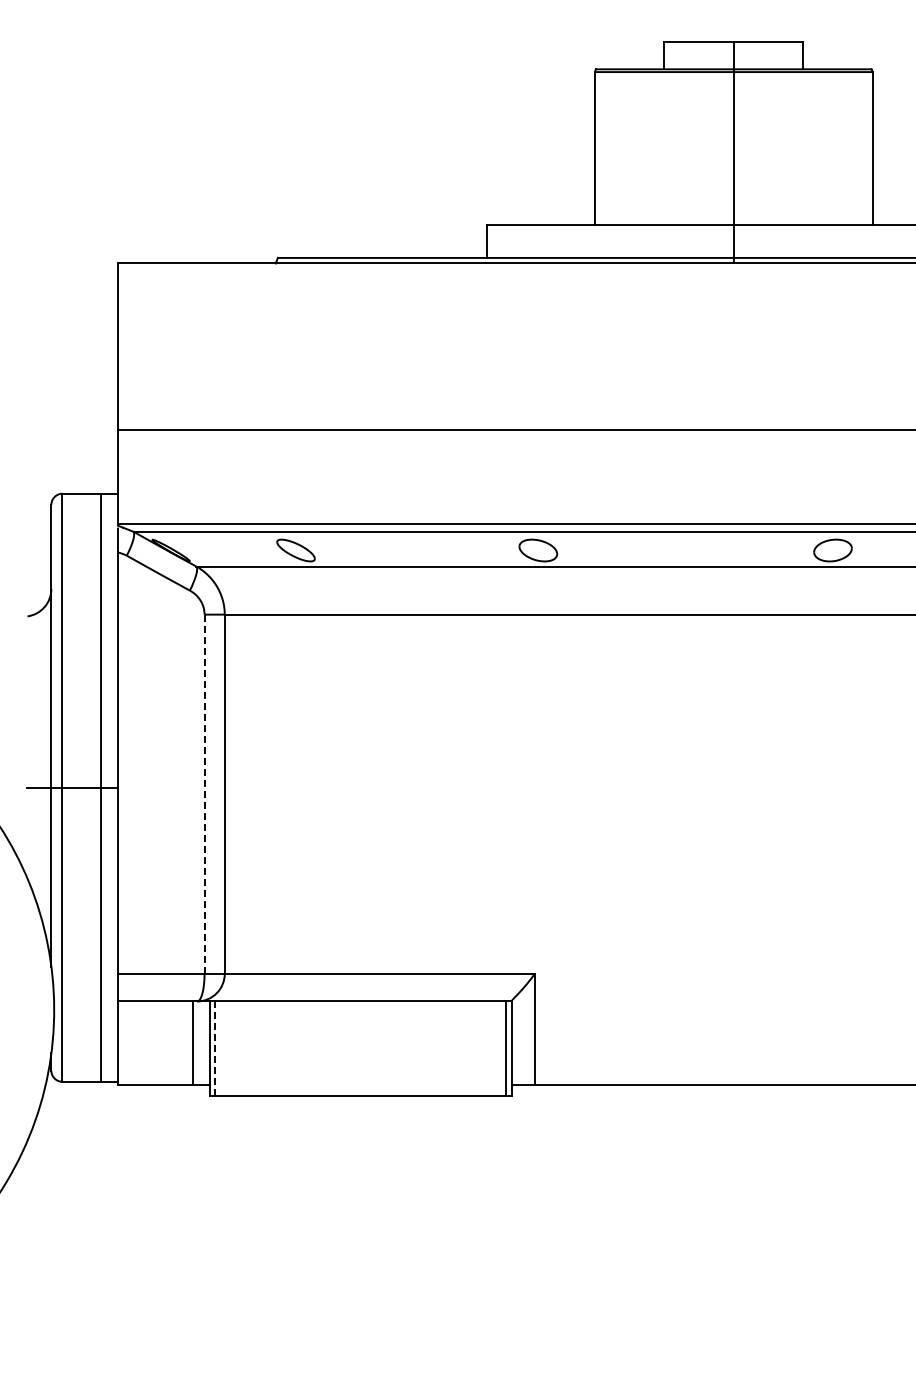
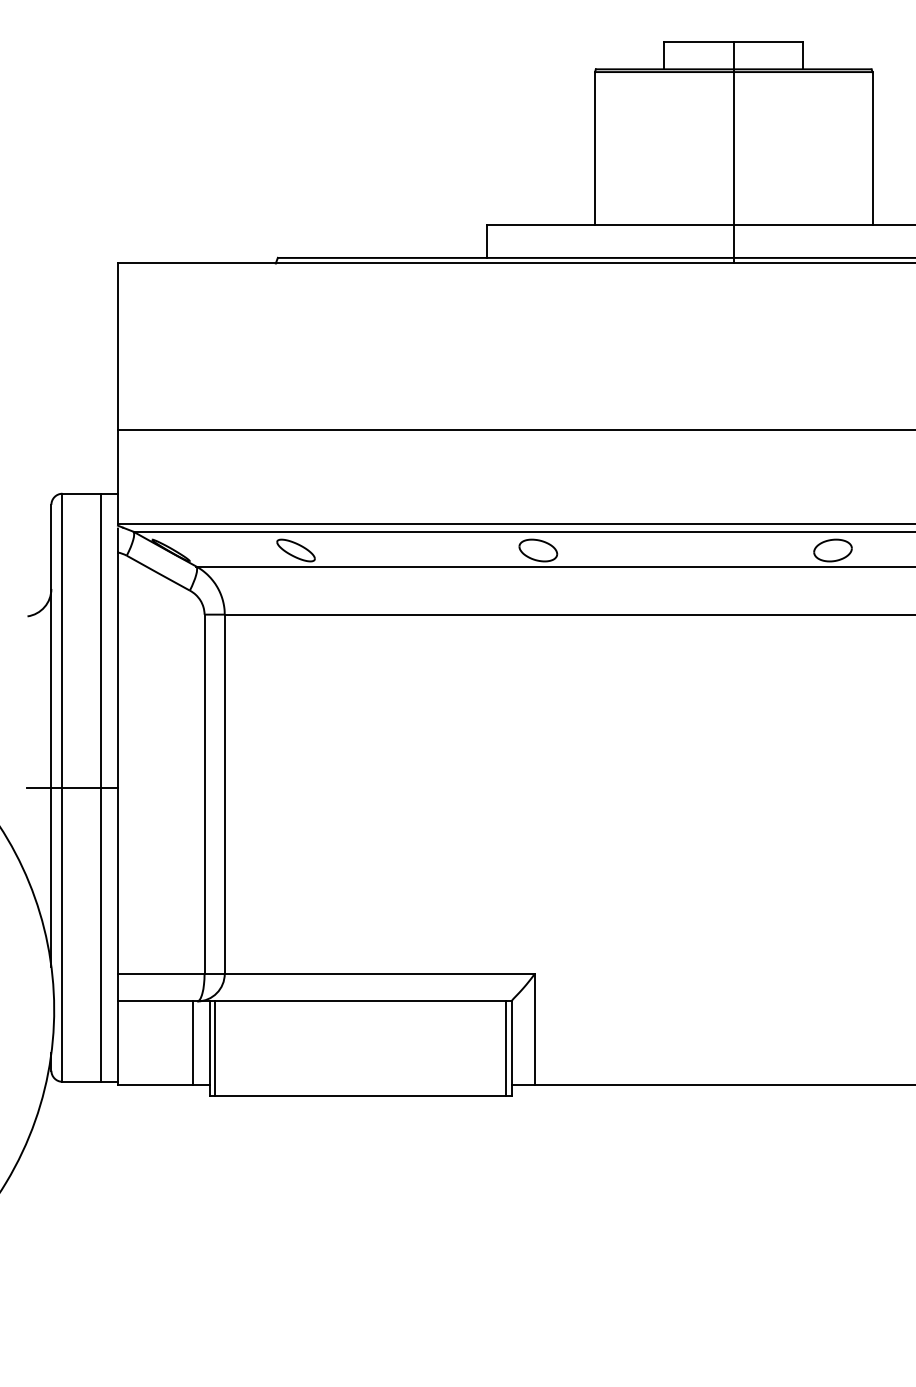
line: dashed -> solid (204, 794)
line: dashed -> solid (215, 1048)
